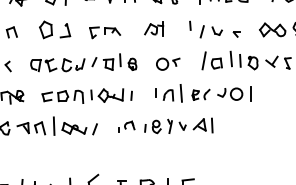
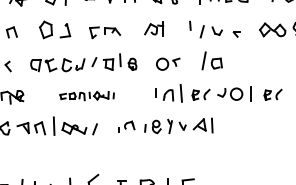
part: present -> none (260, 60)
part: none -> present (272, 94)
part size: 92x16 px -> 56x11 px (86, 96)
